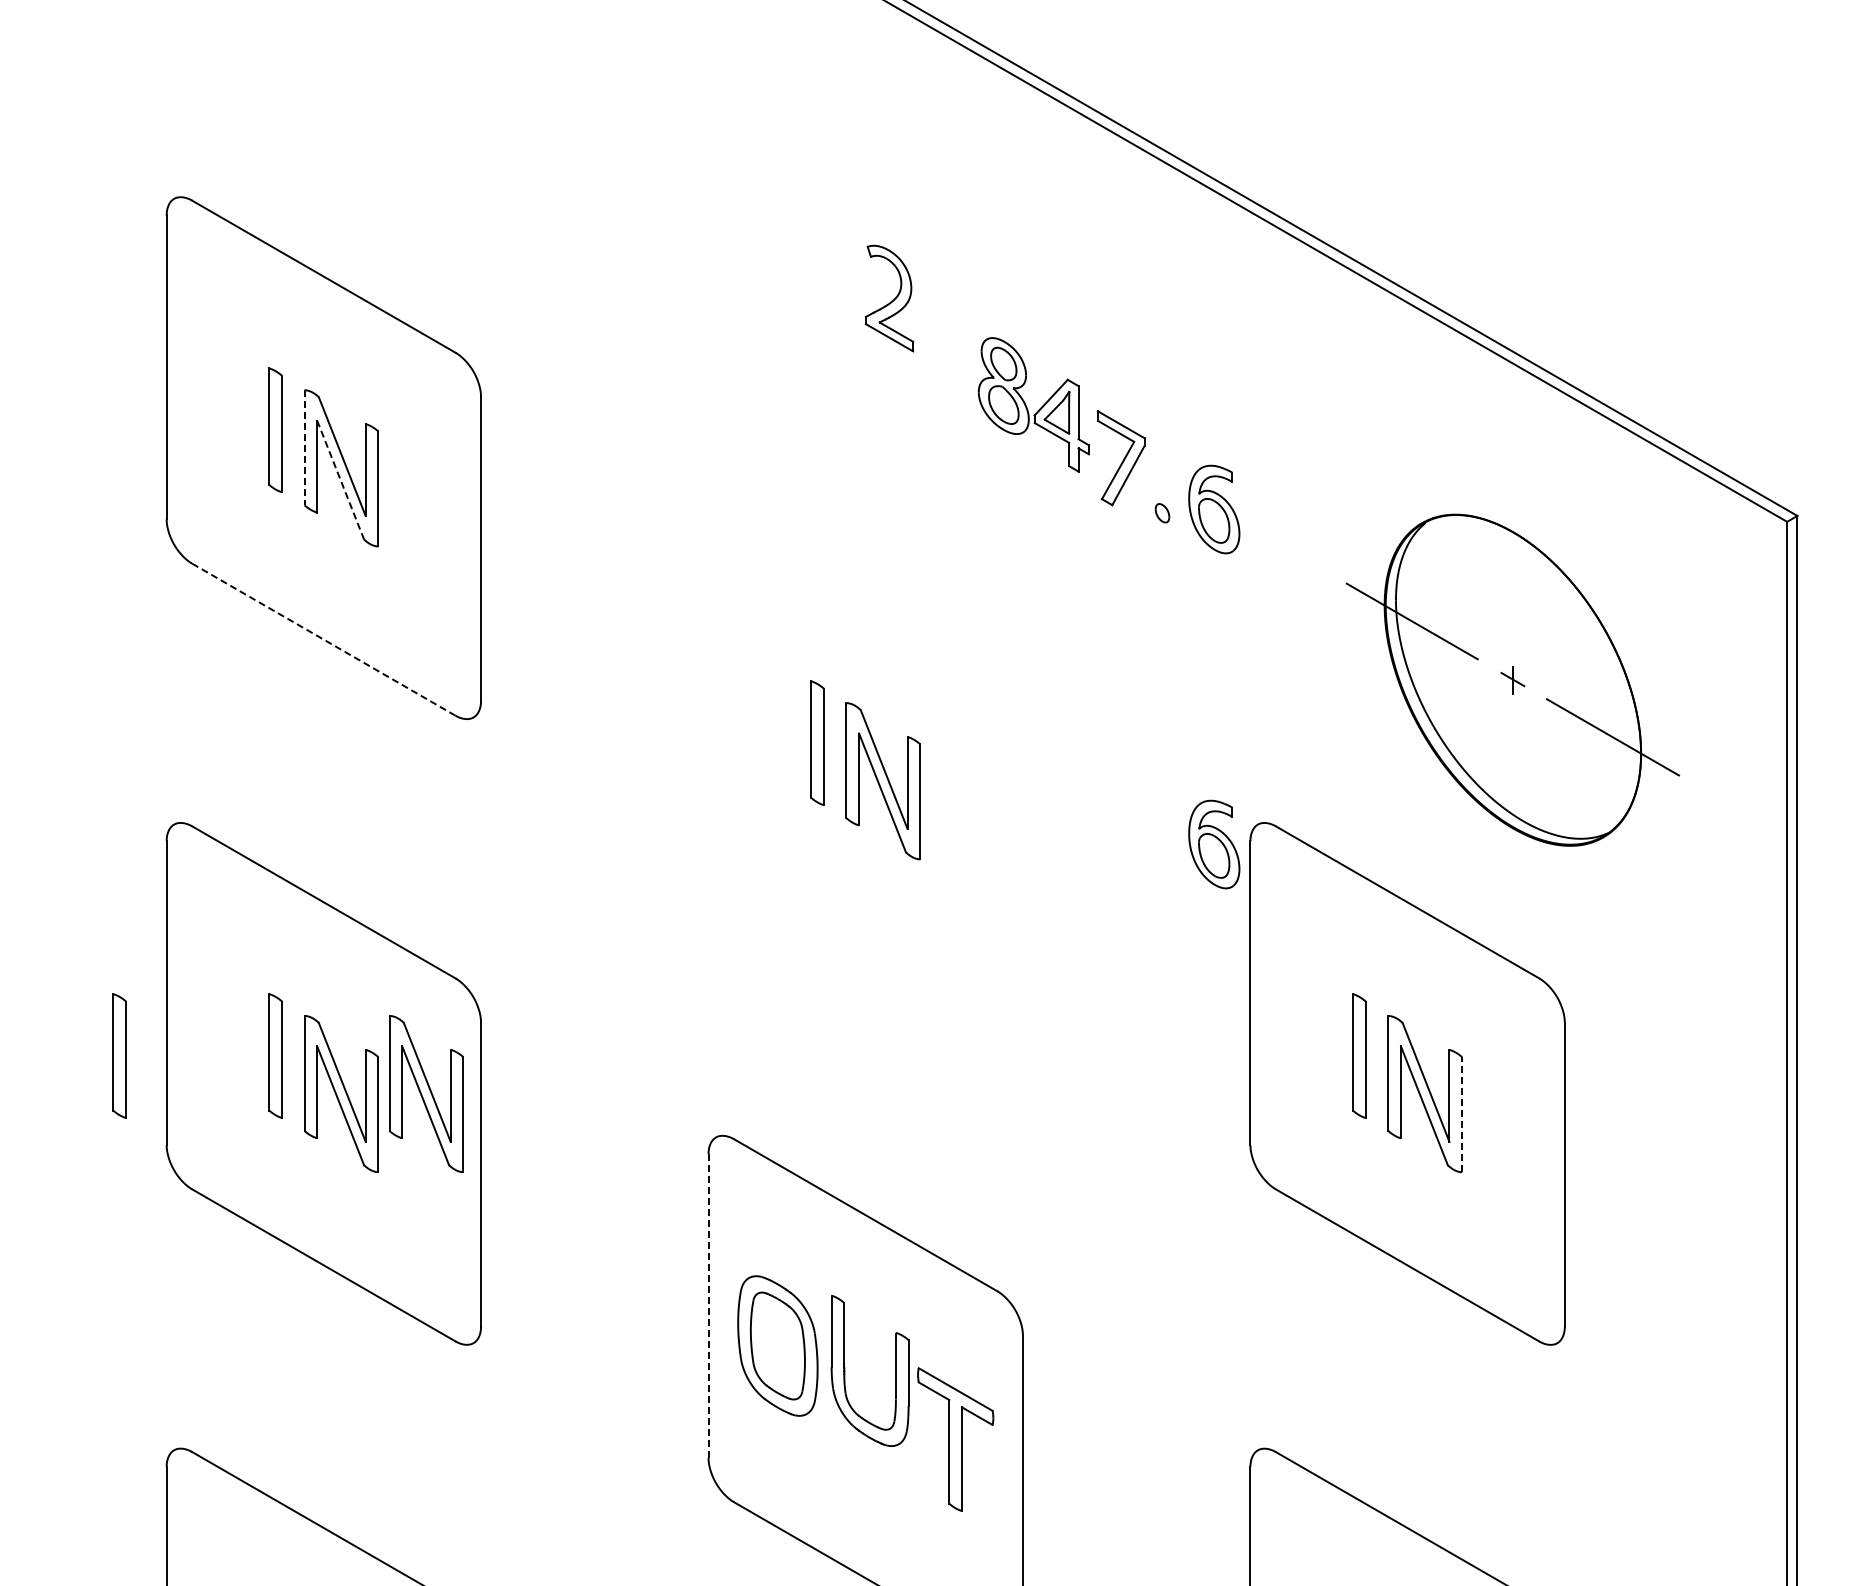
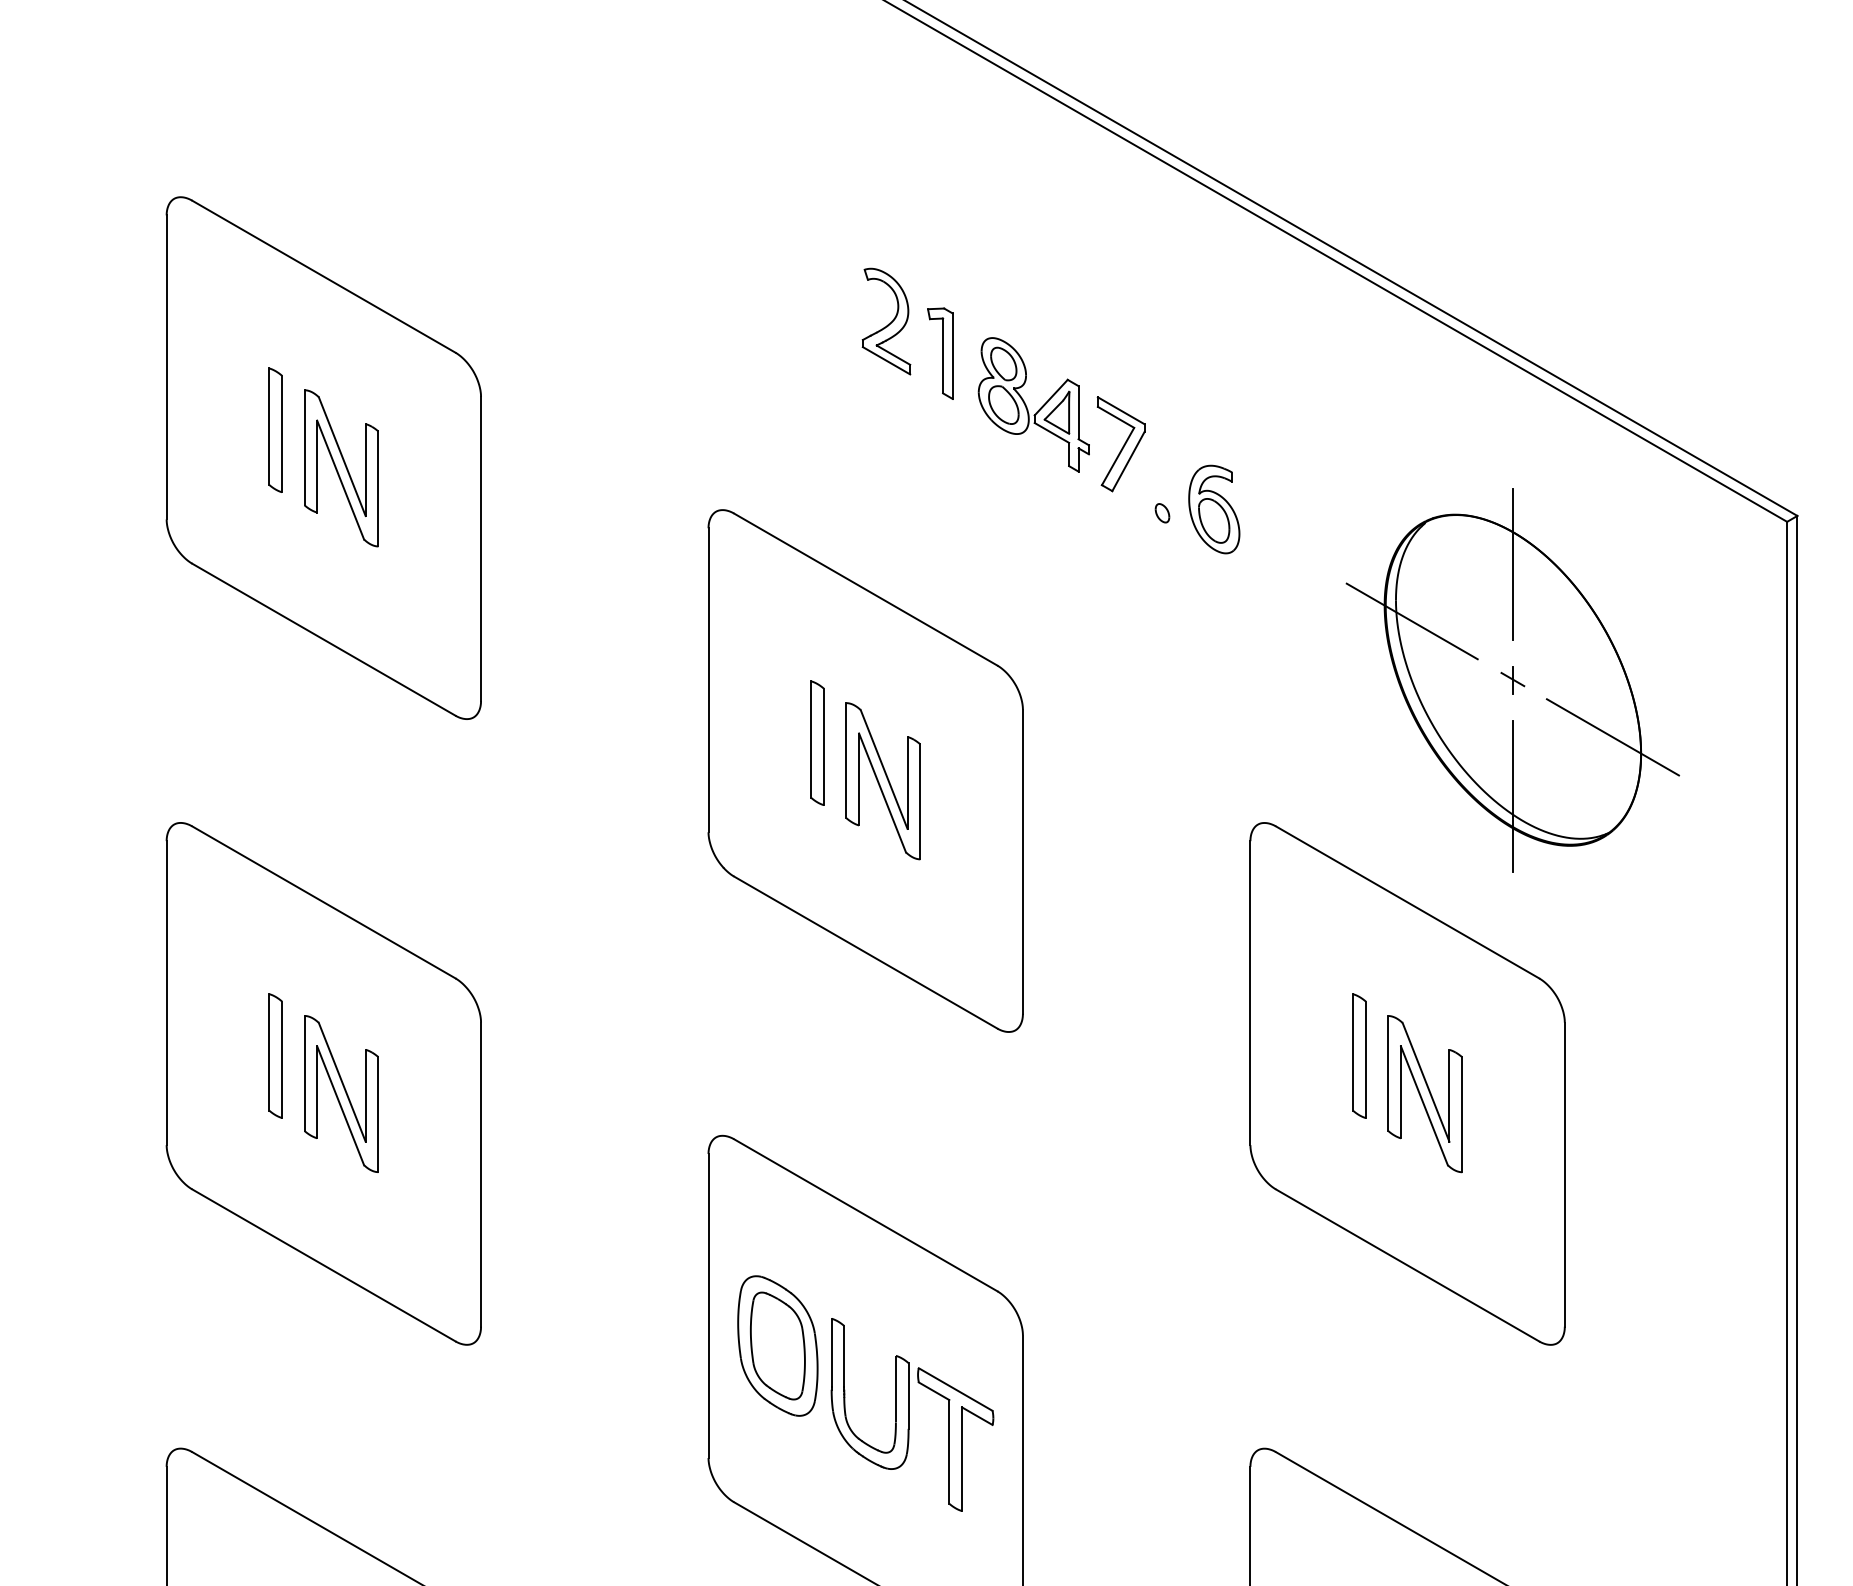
part position: (889, 298) -> (886, 321) (886, 321)
part: none -> present (940, 353)
line: dashed -> solid (304, 447)
part position: (1120, 458) -> (1120, 444) (1120, 444)
line: dashed -> solid (340, 480)
line: none -> present (1513, 563)
line: dashed -> solid (323, 639)
part: none -> present (865, 770)
line: none -> present (1513, 796)
part: present -> none (1214, 844)
part: present -> none (119, 1055)
part: present -> none (426, 1093)
line: dashed -> solid (1462, 1114)
line: dashed -> solid (708, 1305)
part position: (845, 1370) -> (845, 1393) (845, 1393)
